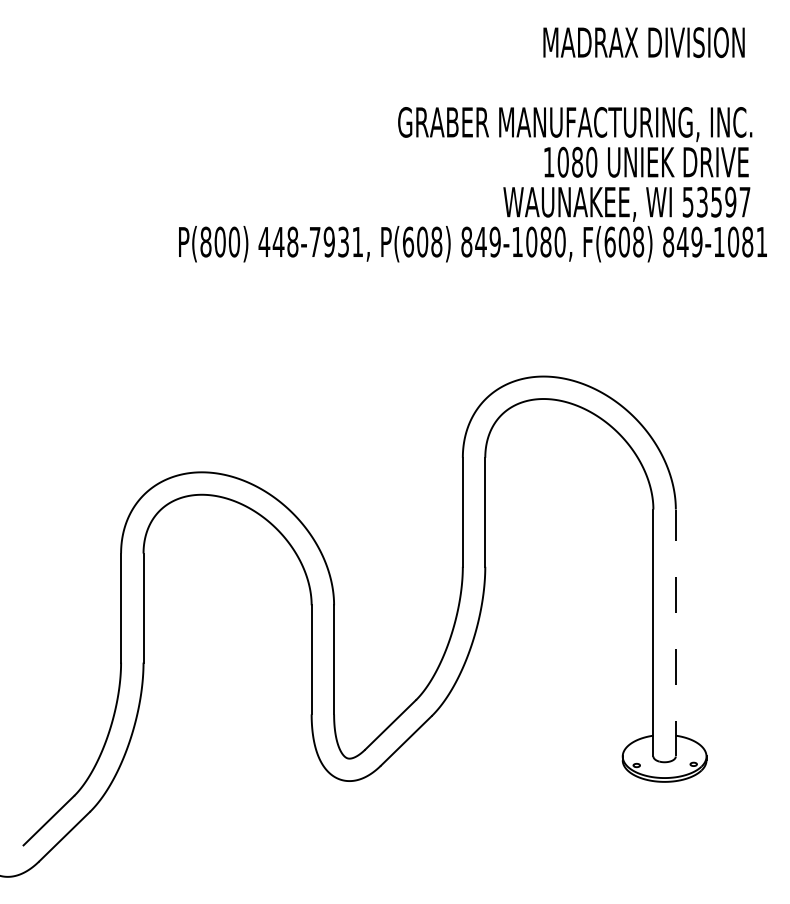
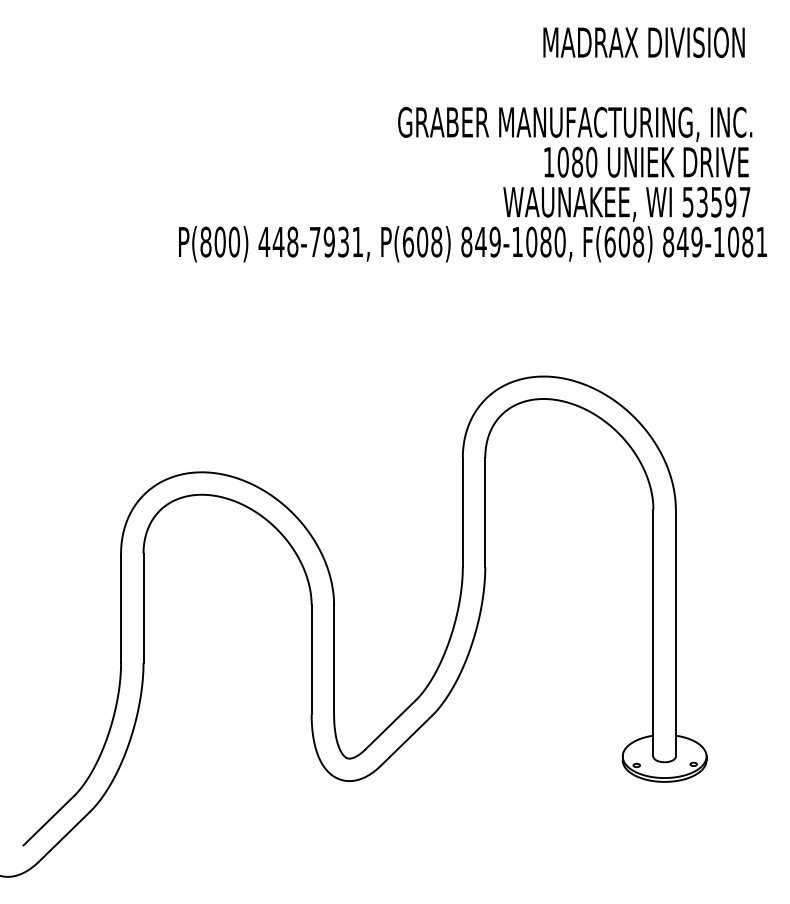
line: dashed -> solid (675, 632)
